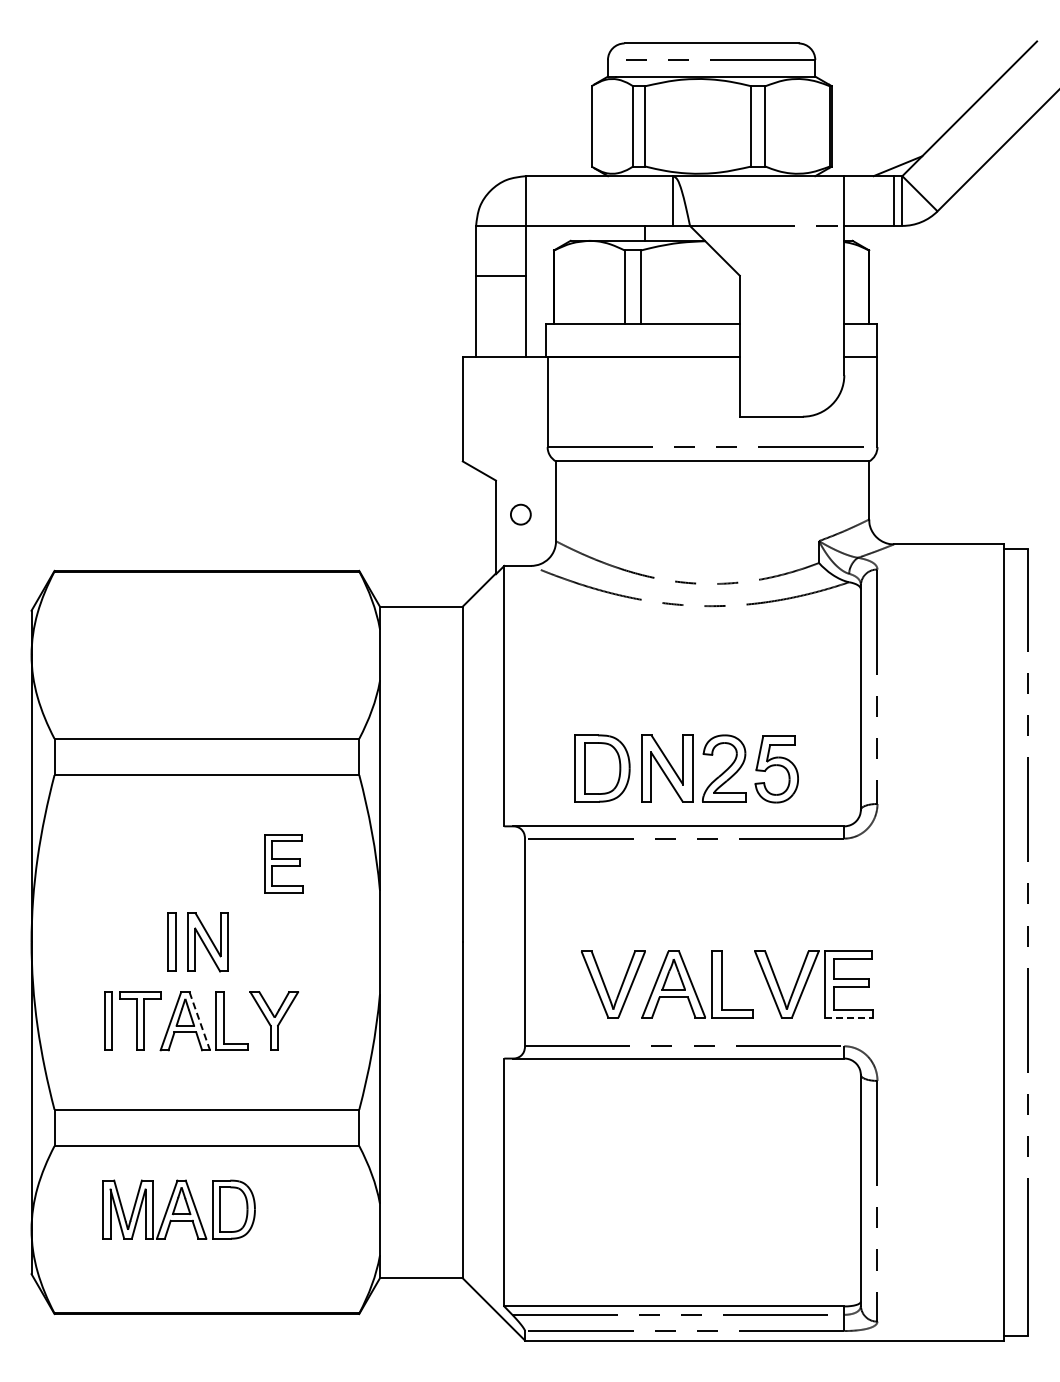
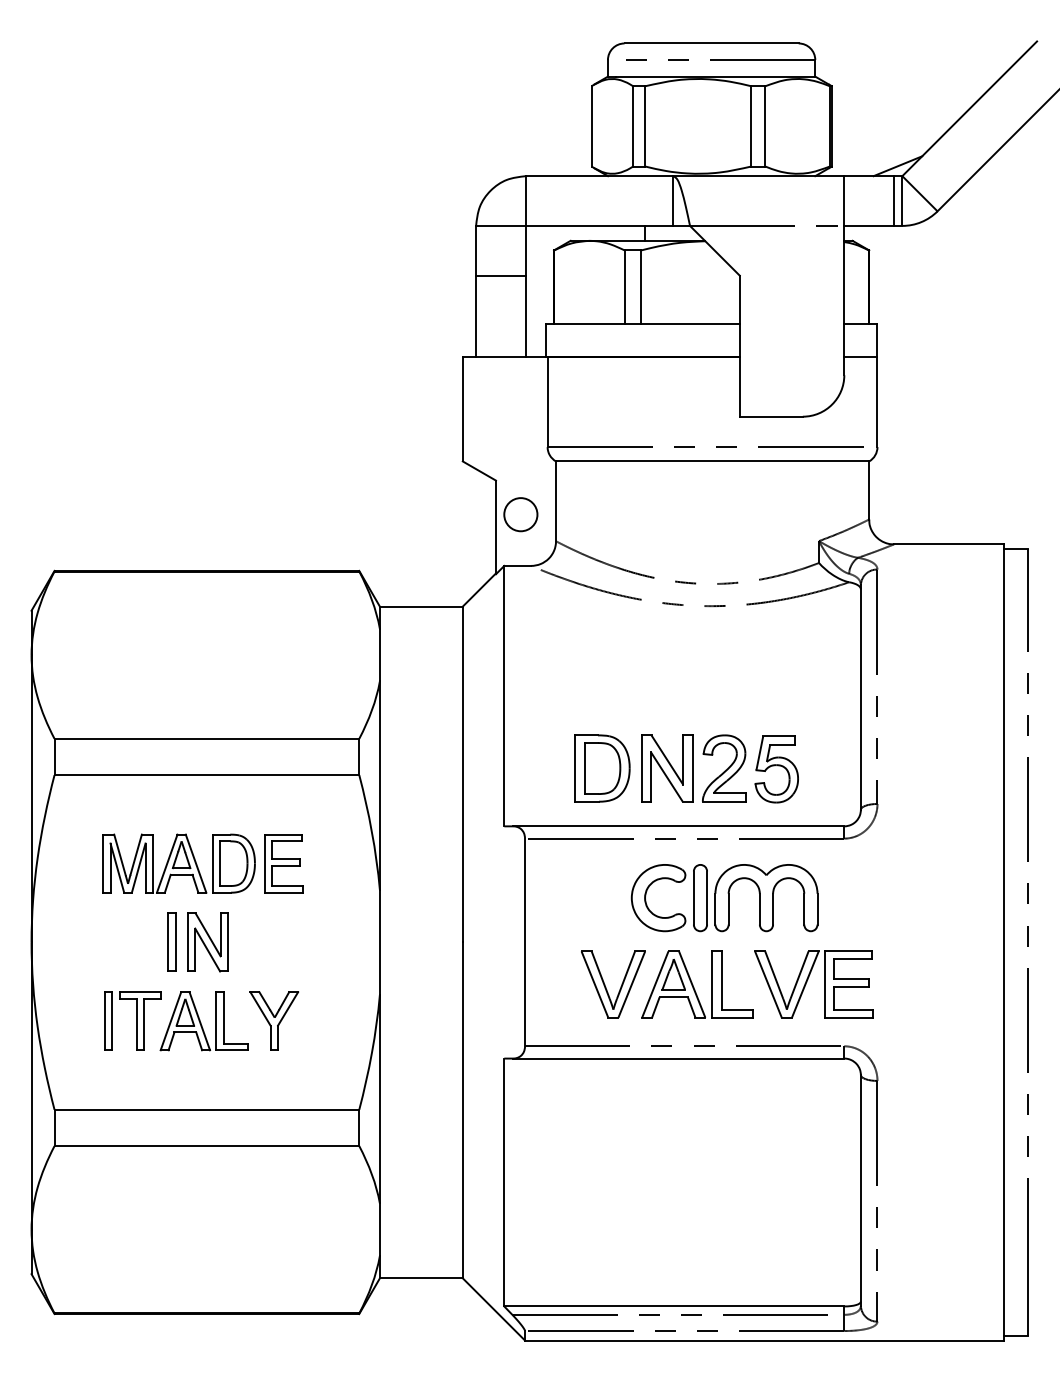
circle diameter: 20 px -> 33 px (520, 514)
part: none -> present (724, 898)
line: dashed -> solid (849, 1017)
line: dashed -> solid (199, 1021)
part position: (178, 1209) -> (178, 863) (178, 863)
